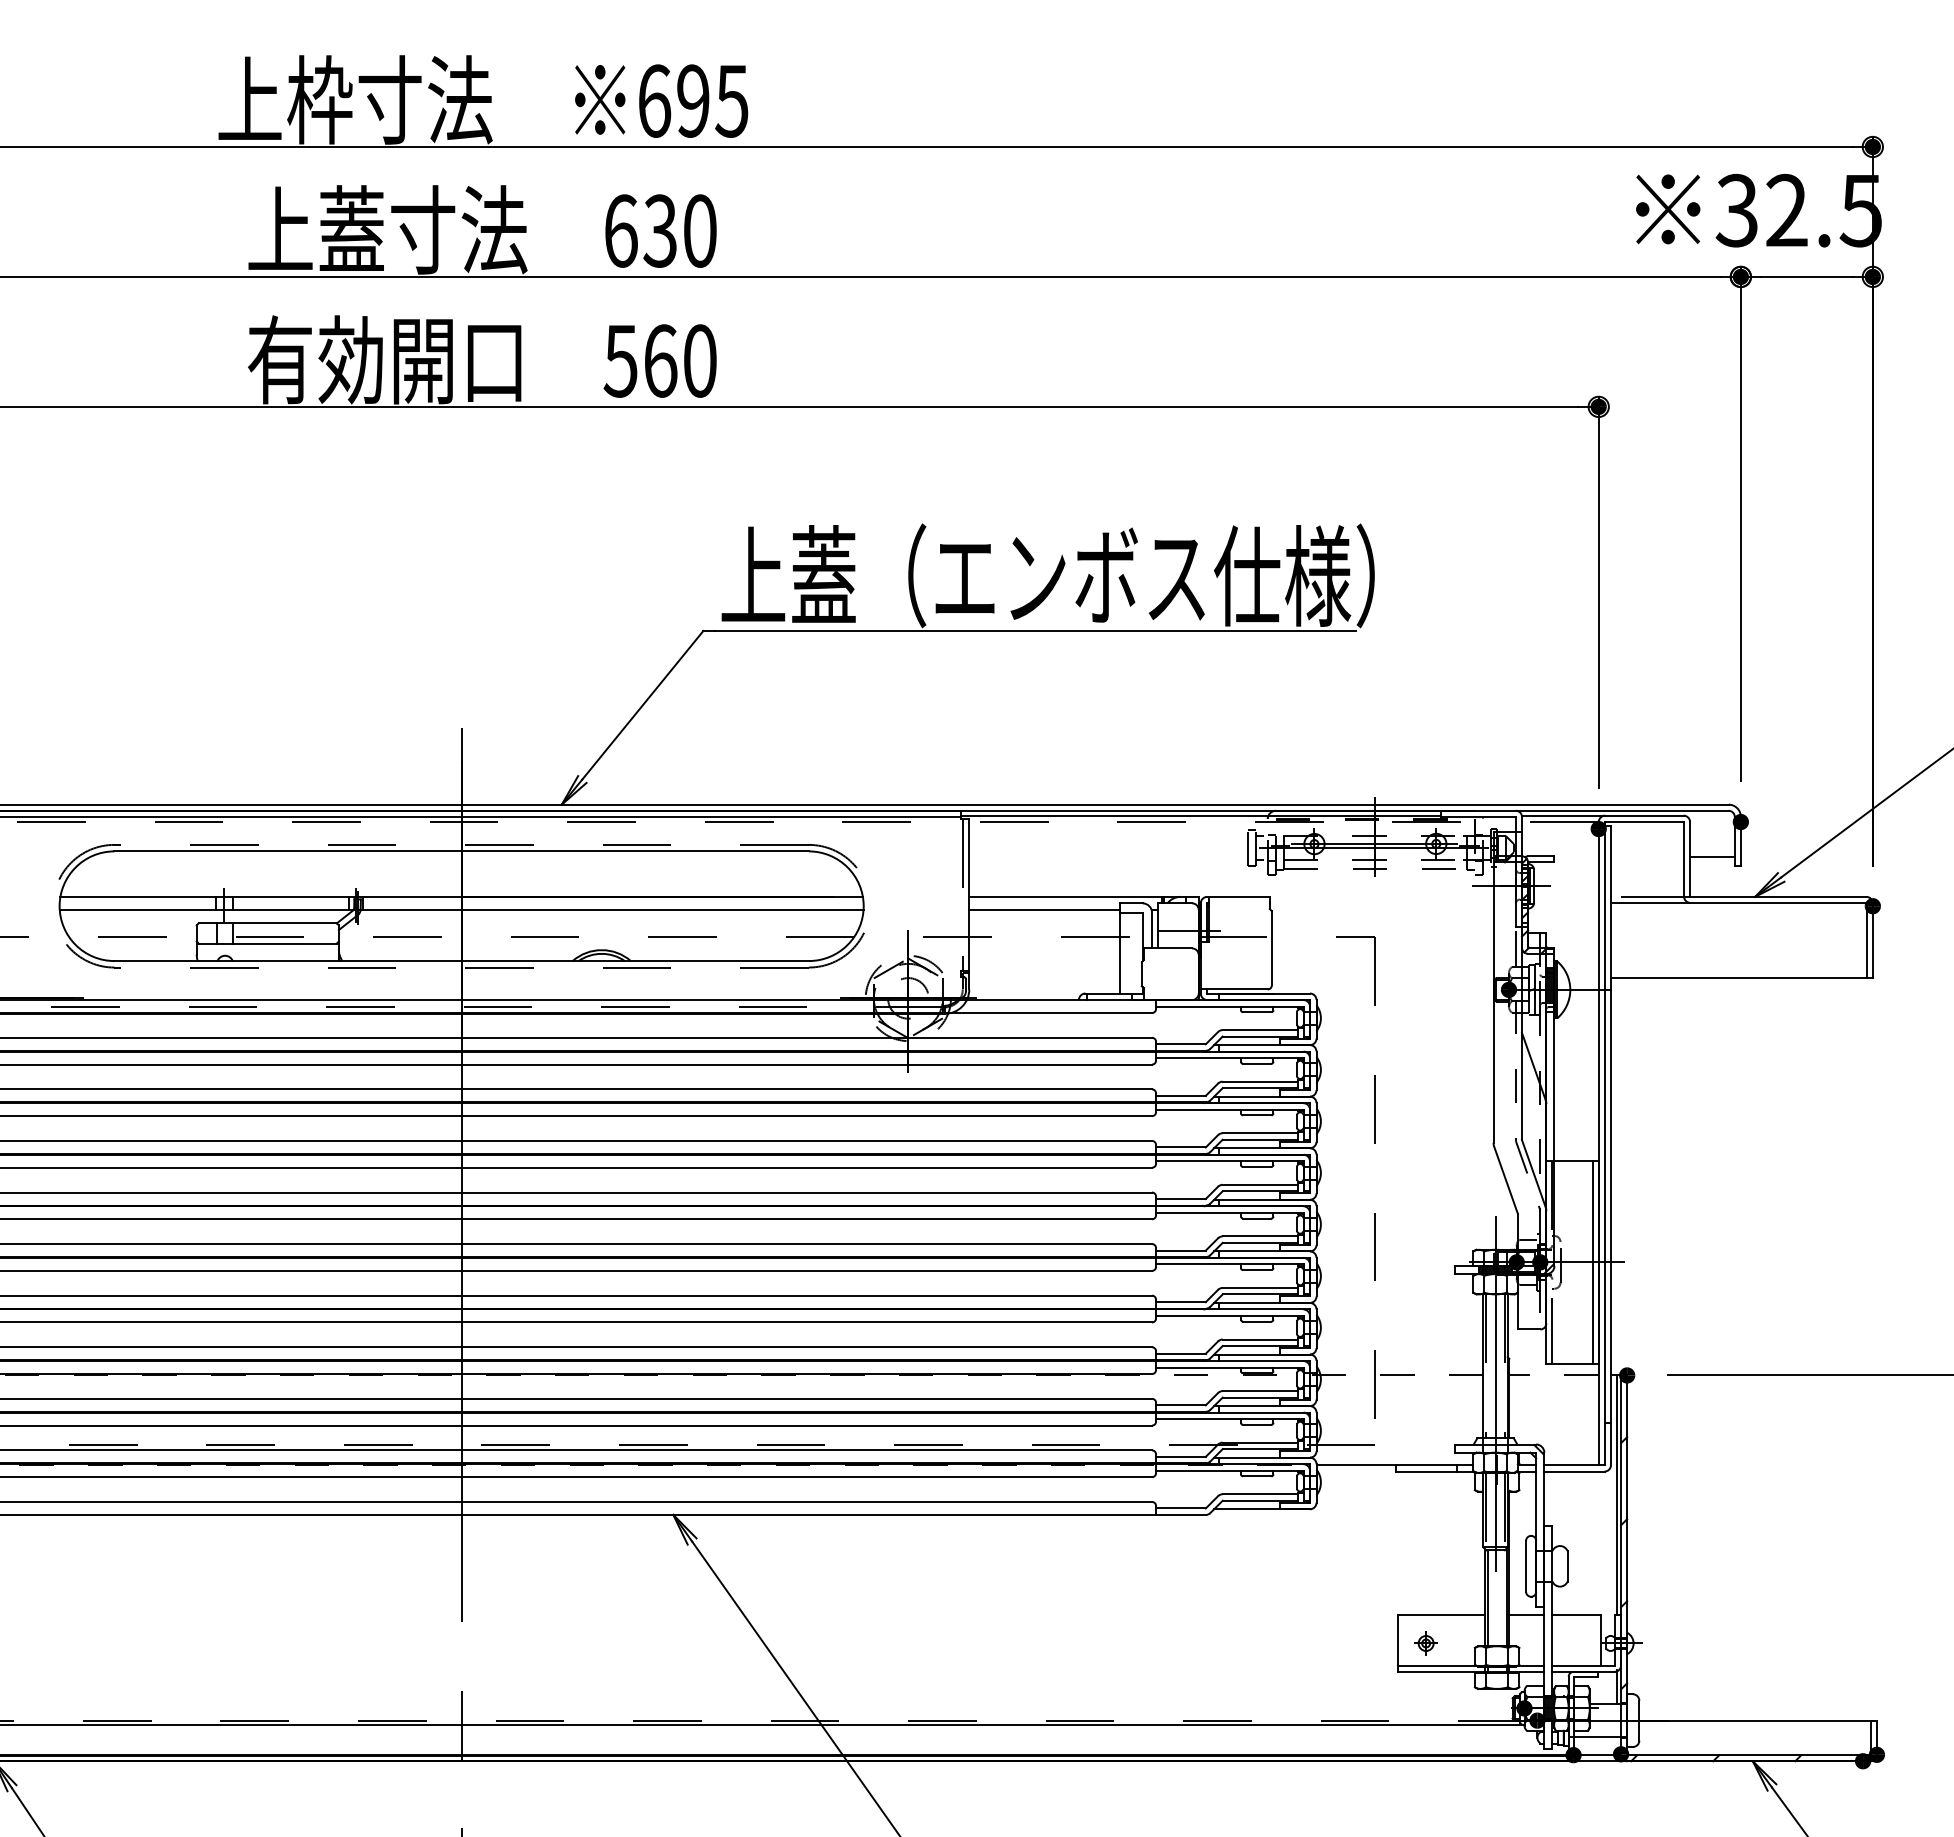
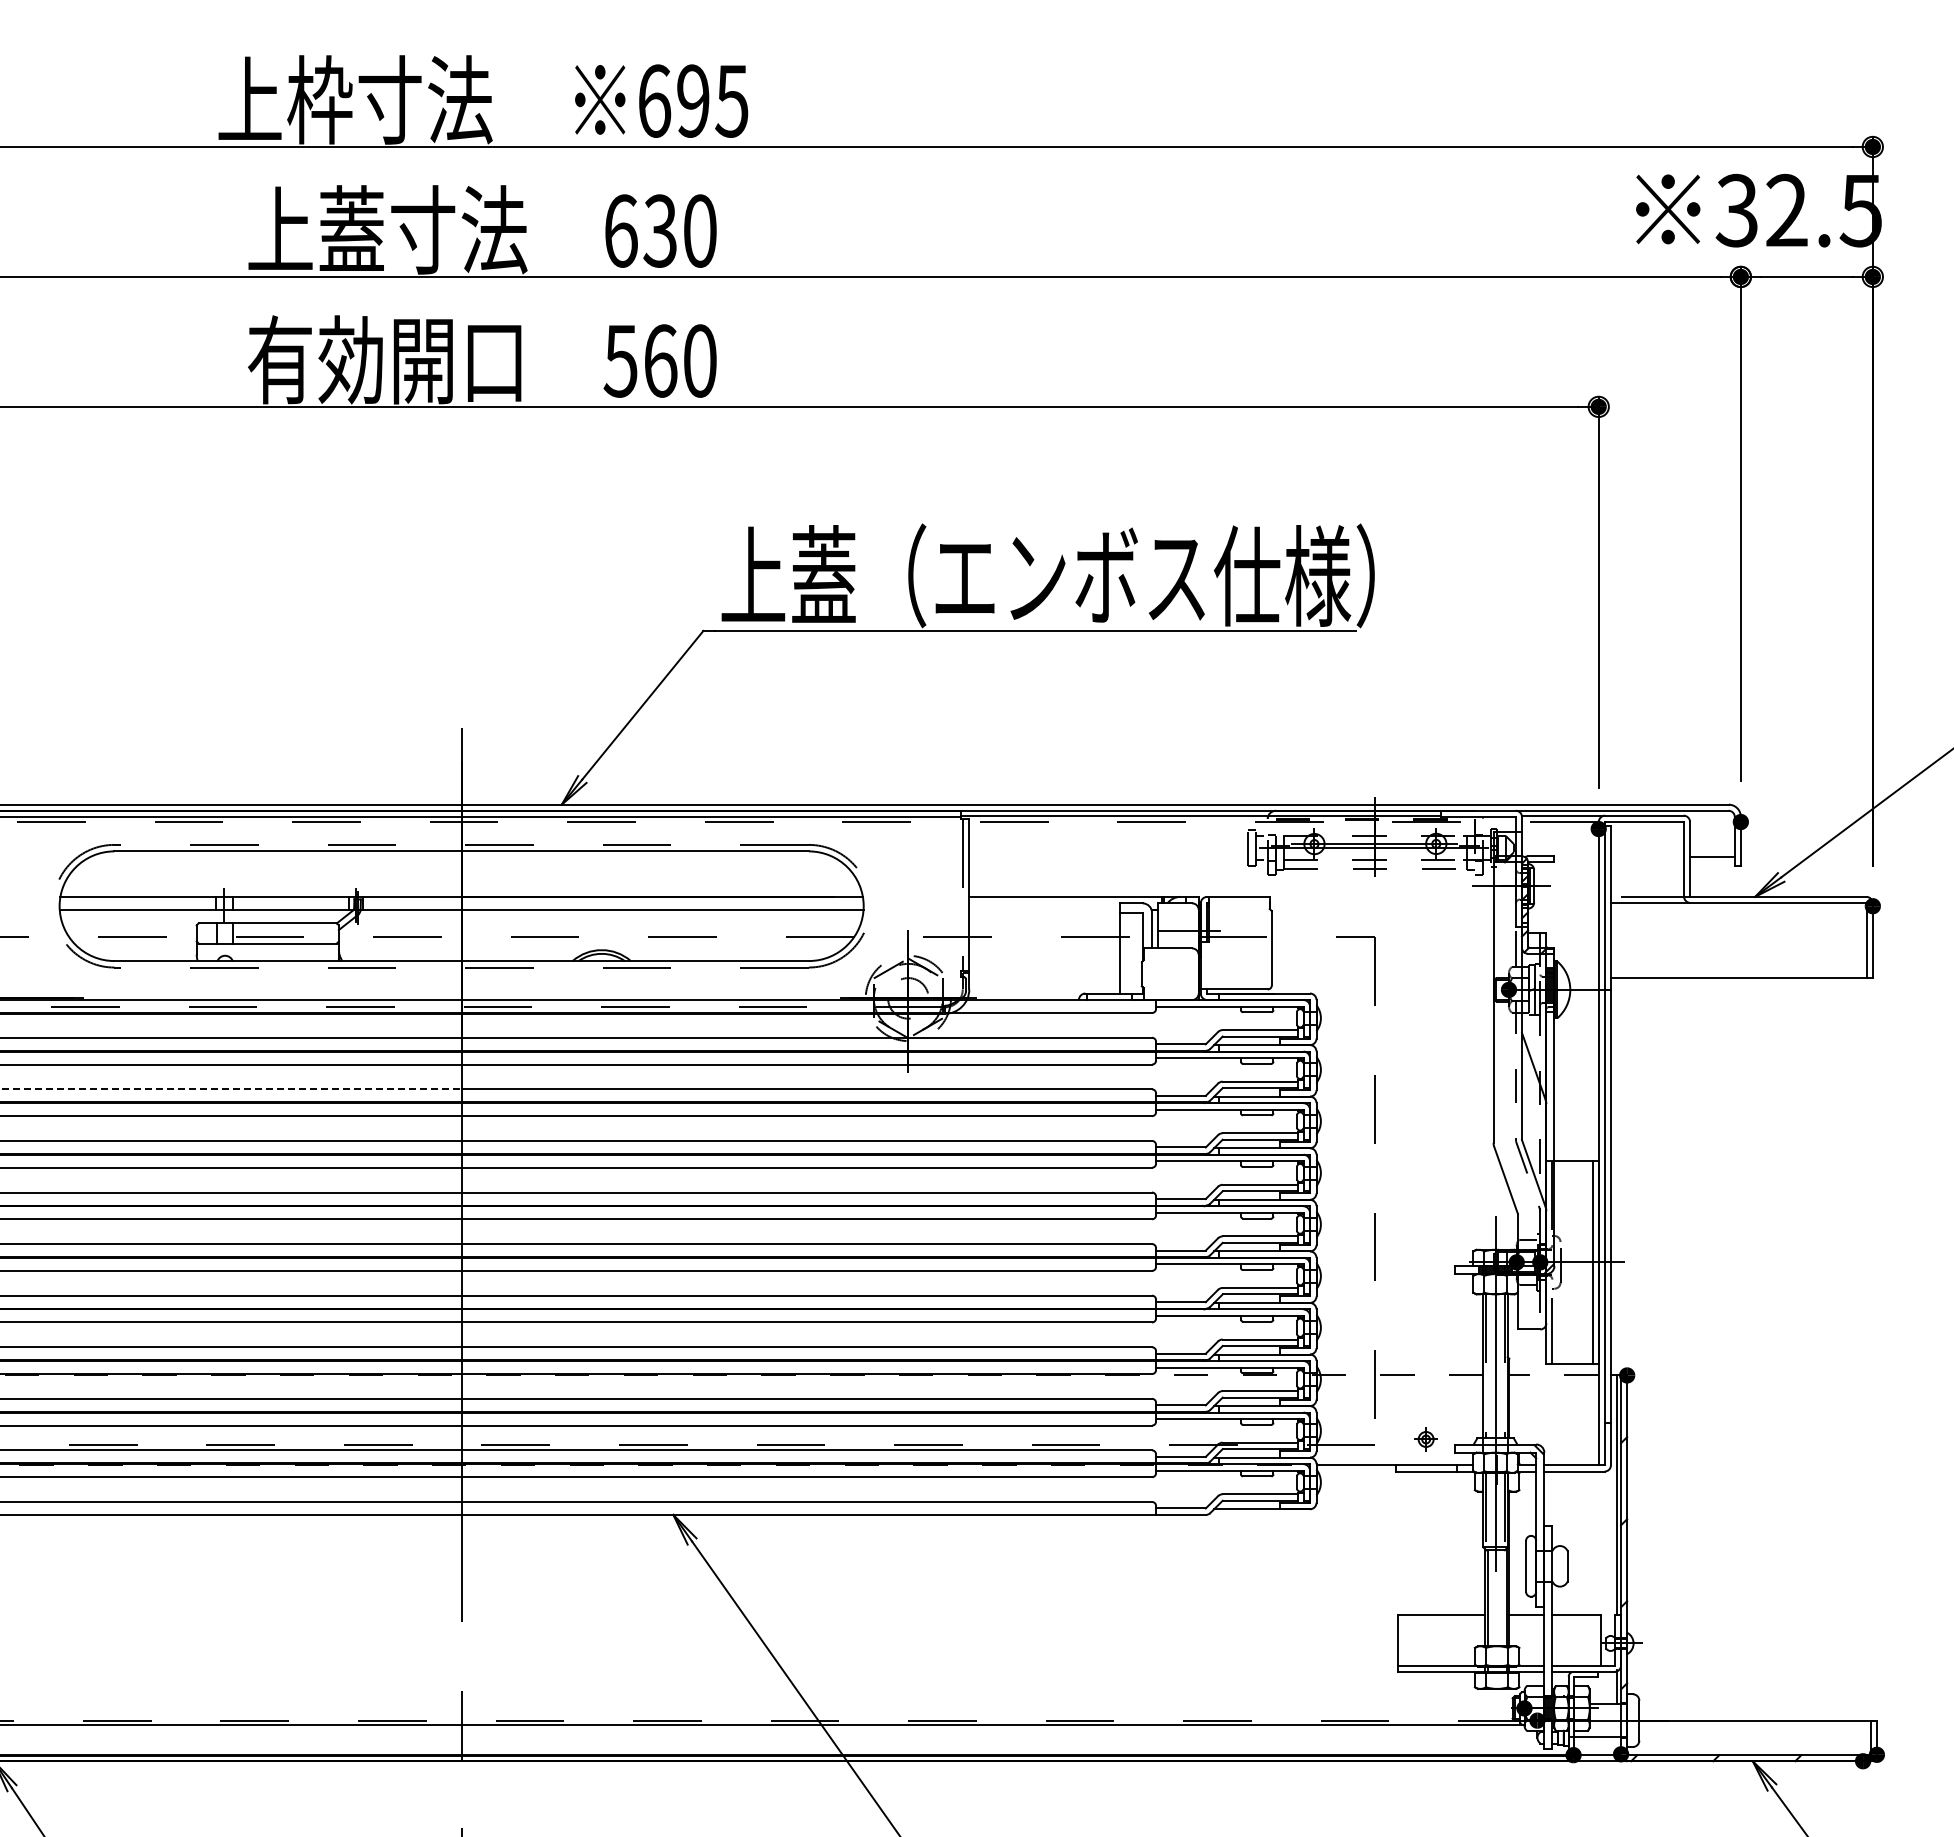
line: present -> none (1044, 909)
line: solid -> dashed (230, 1089)
line: present -> none (1808, 1375)
part position: (1425, 1643) -> (1425, 1439) (1425, 1439)
